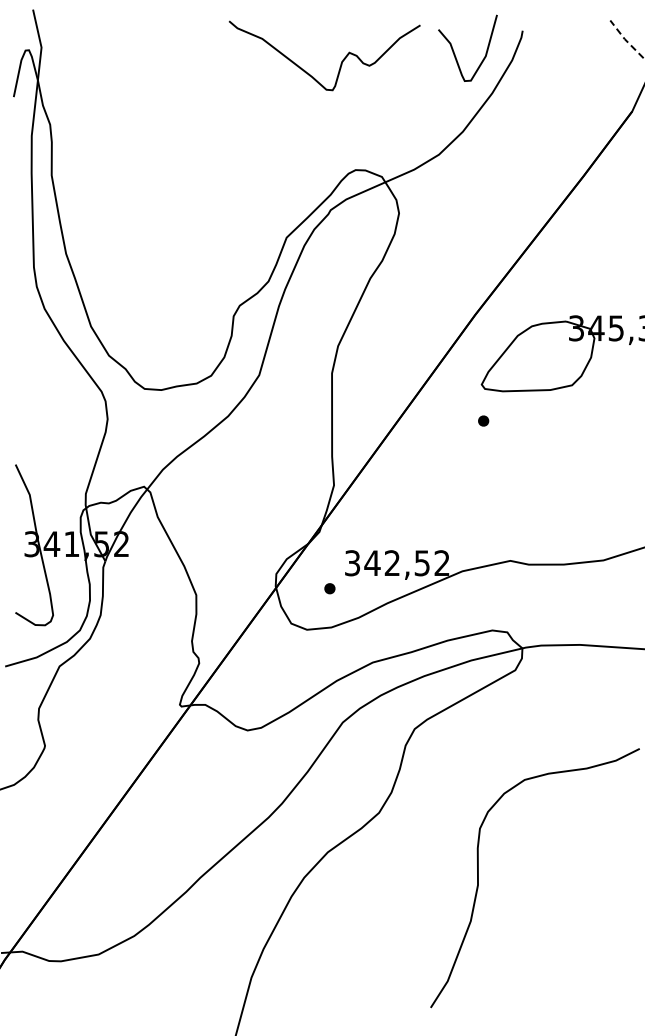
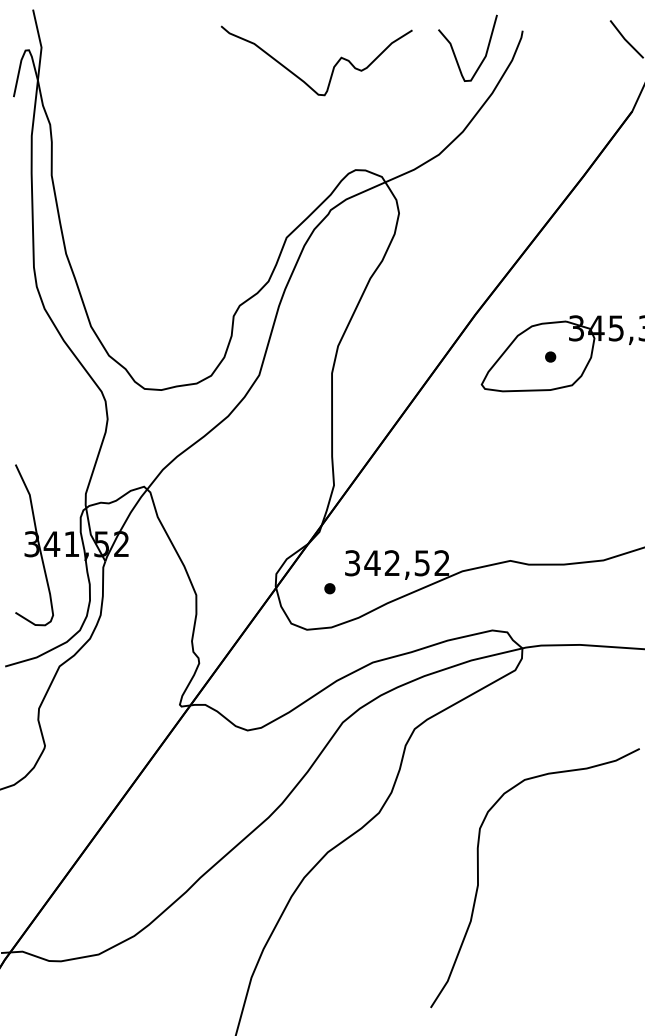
line: dashed -> solid (625, 39)
curve position: (340, 63) -> (332, 68) (332, 68)
part position: (483, 420) -> (550, 356) (550, 356)
